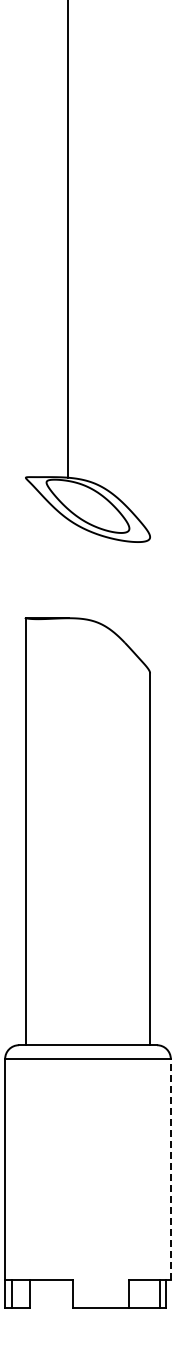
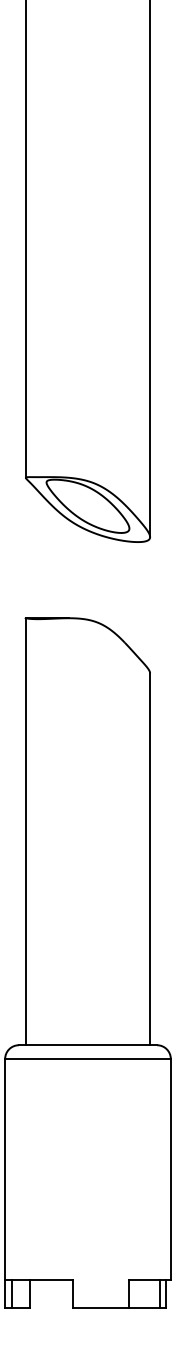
line position: (67, 239) -> (25, 239) (25, 239)
line: none -> present (150, 269)
line: dashed -> solid (170, 1168)
